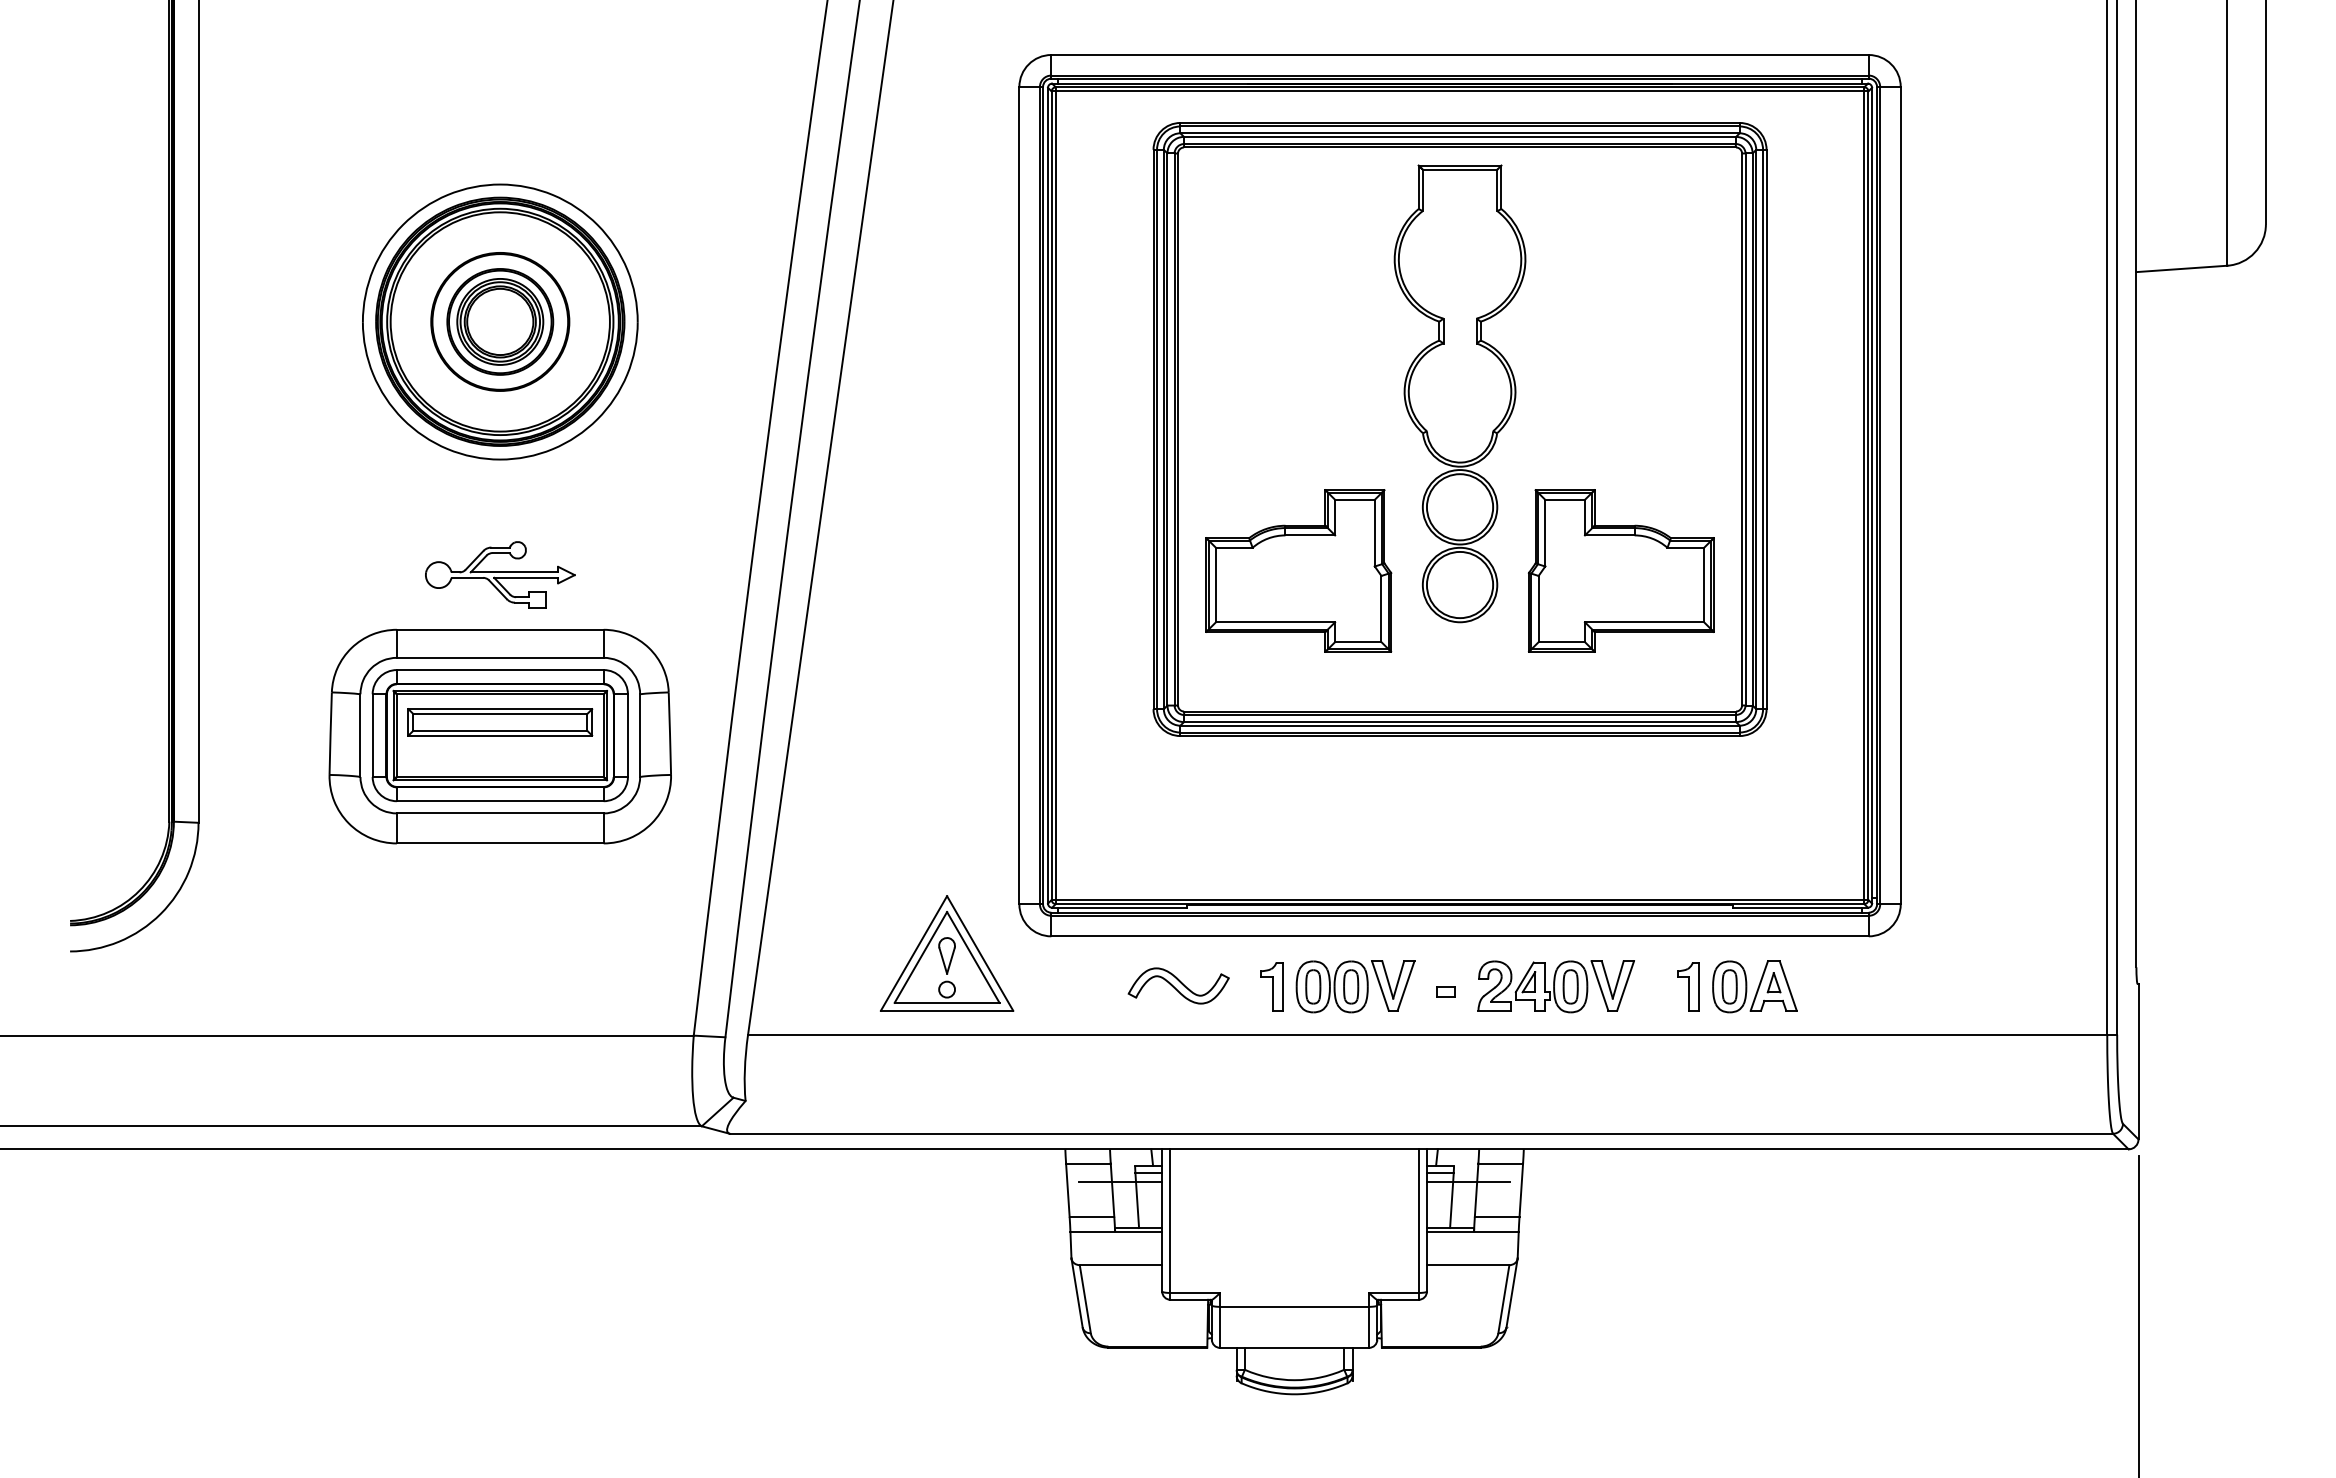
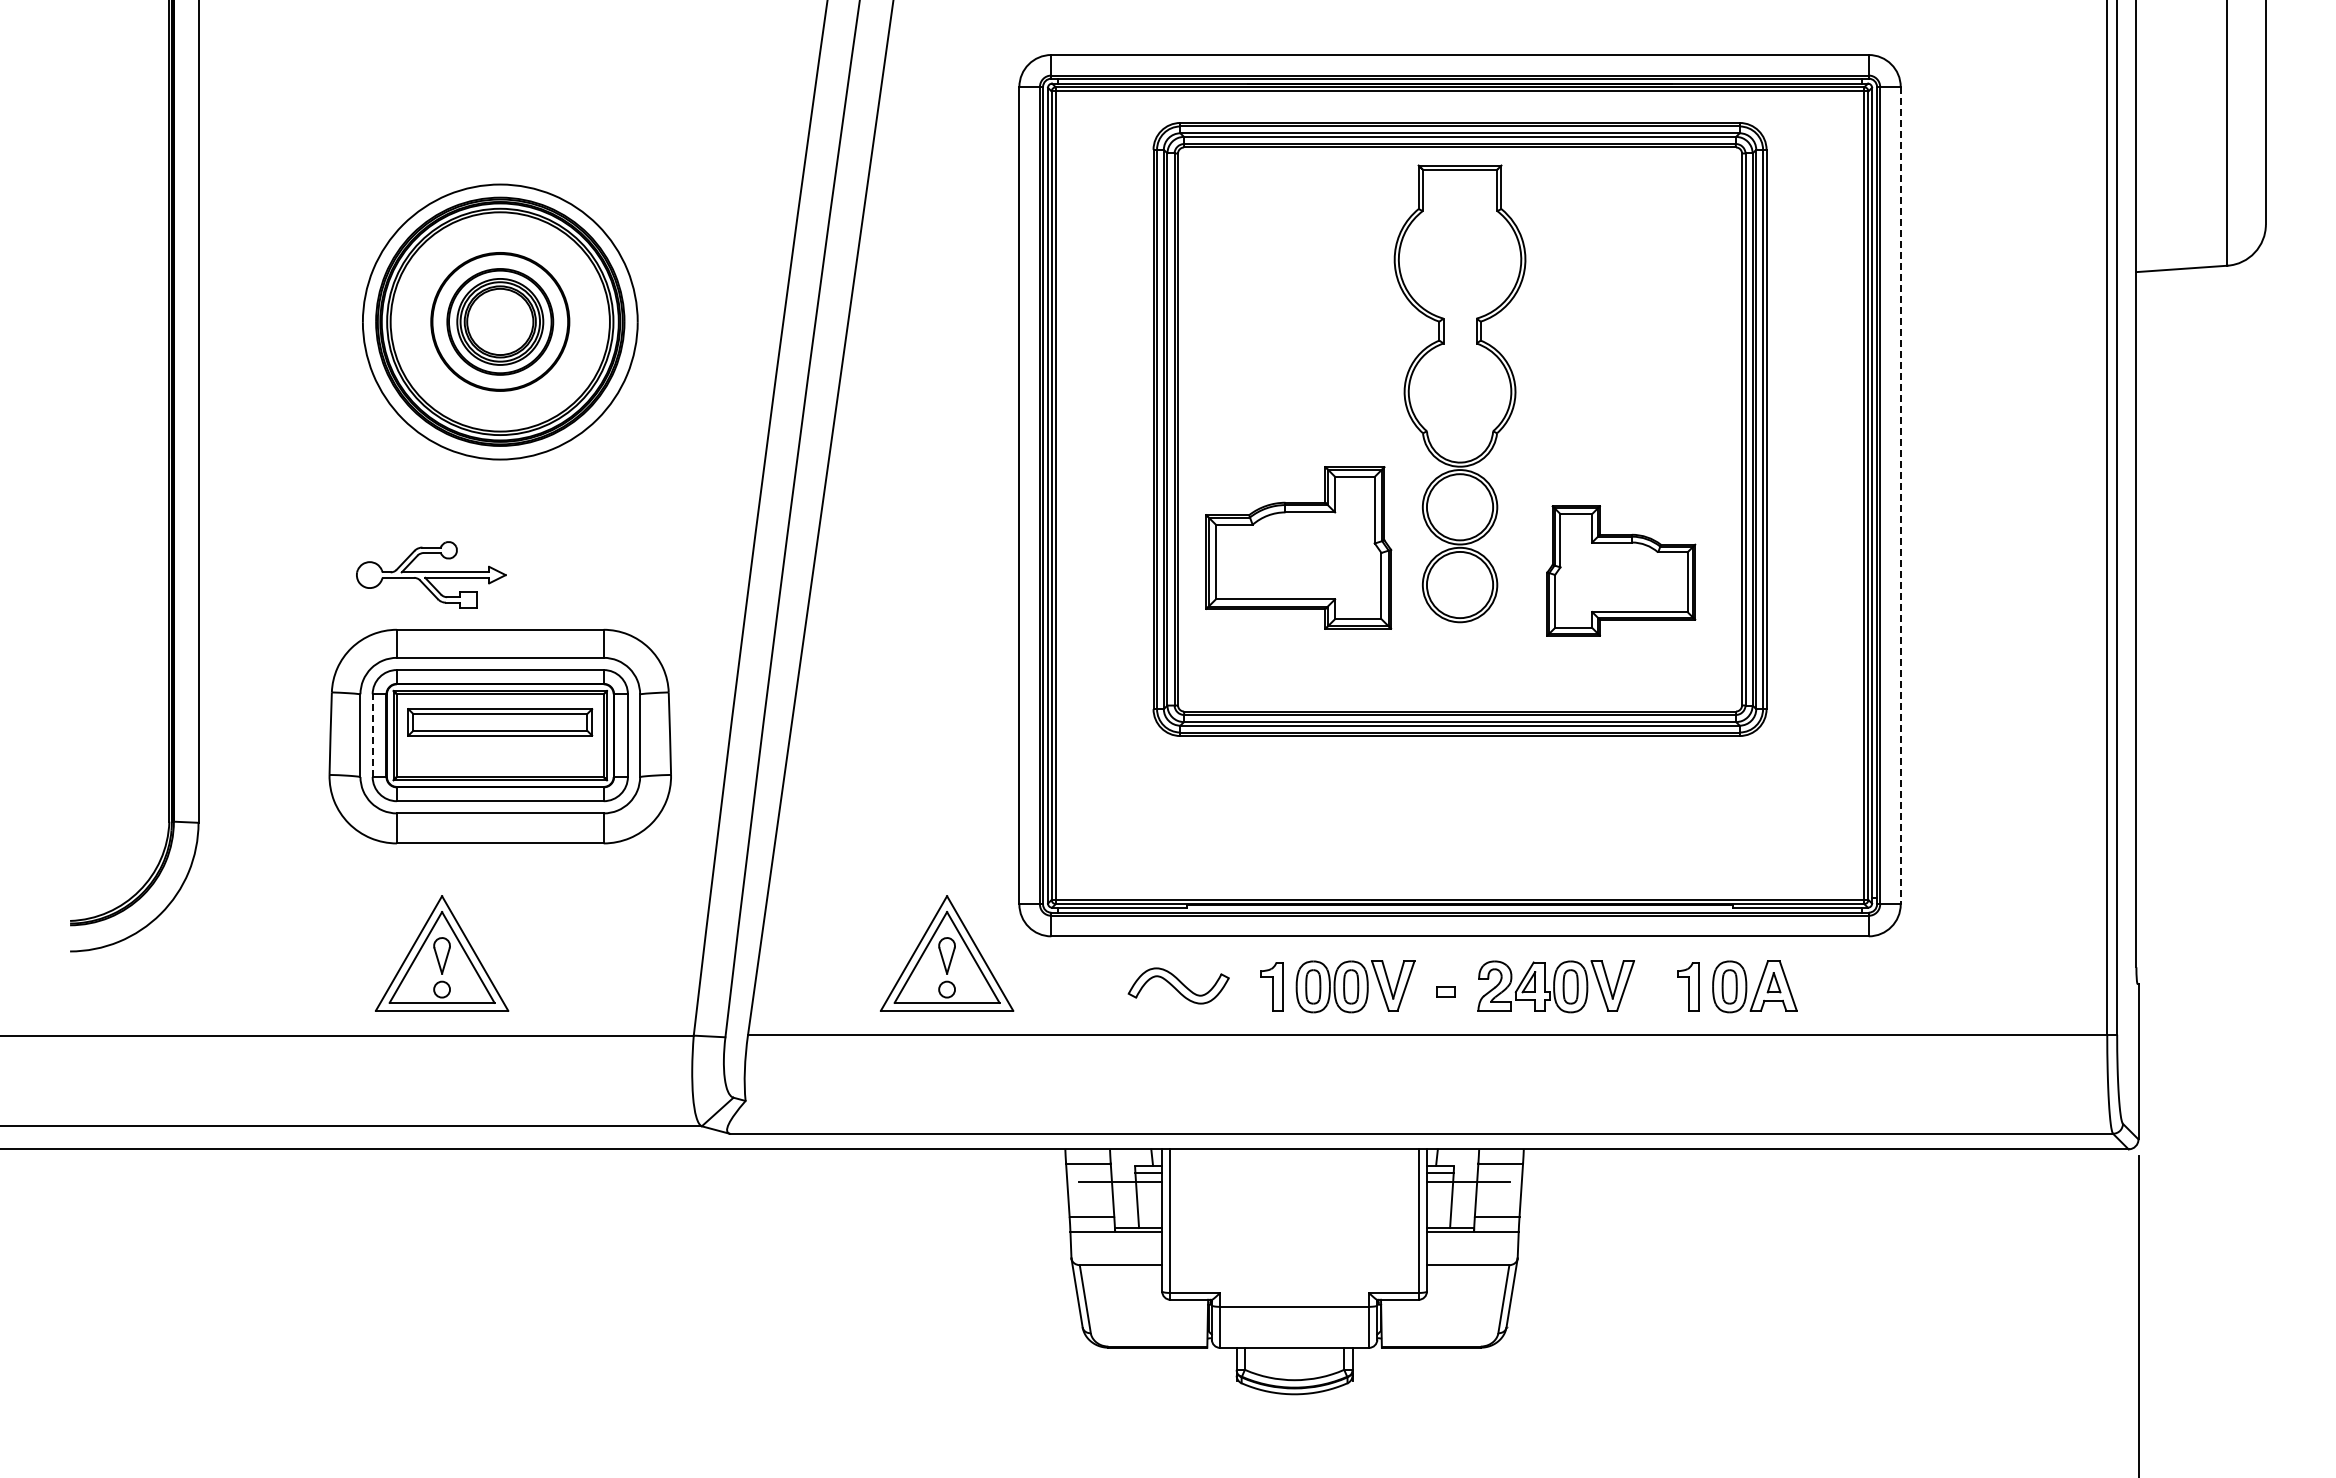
line: solid -> dashed (1900, 495)
part position: (1298, 570) -> (1298, 547) (1298, 547)
part size: 188x164 px -> 151x132 px (1621, 570)
part position: (500, 574) -> (431, 574) (431, 574)
line: solid -> dashed (372, 735)
part: none -> present (442, 953)
